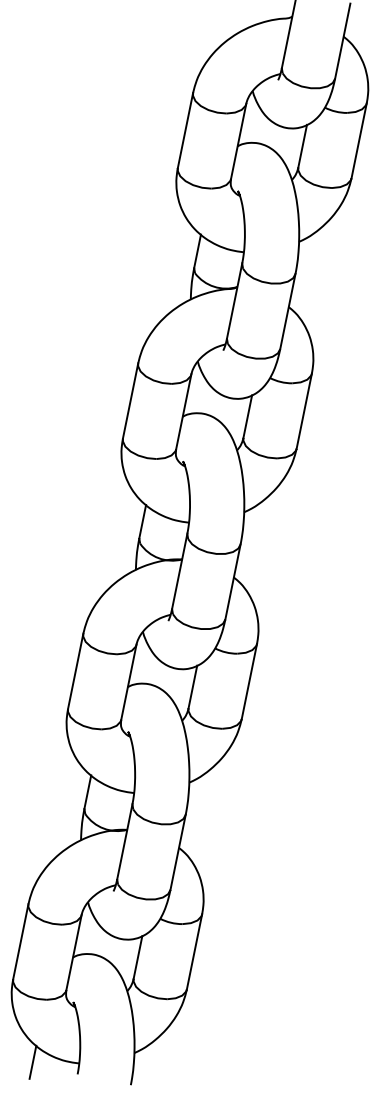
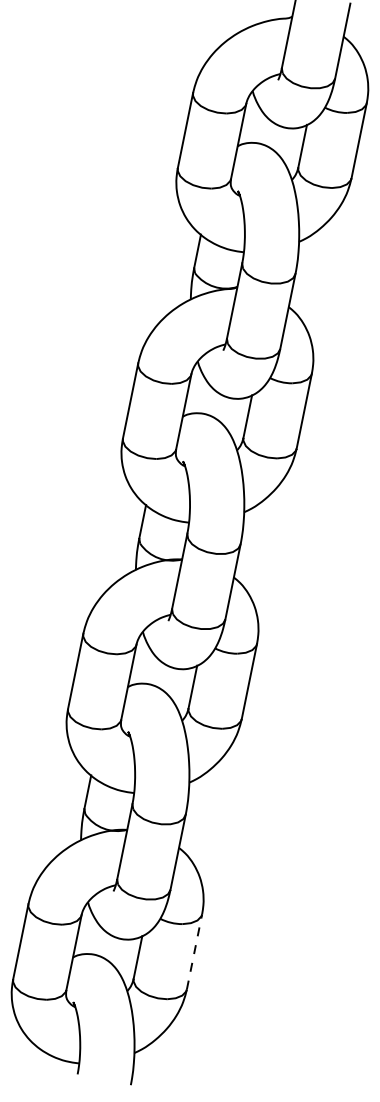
line: solid -> dashed (194, 951)
line: present -> none (32, 1061)
